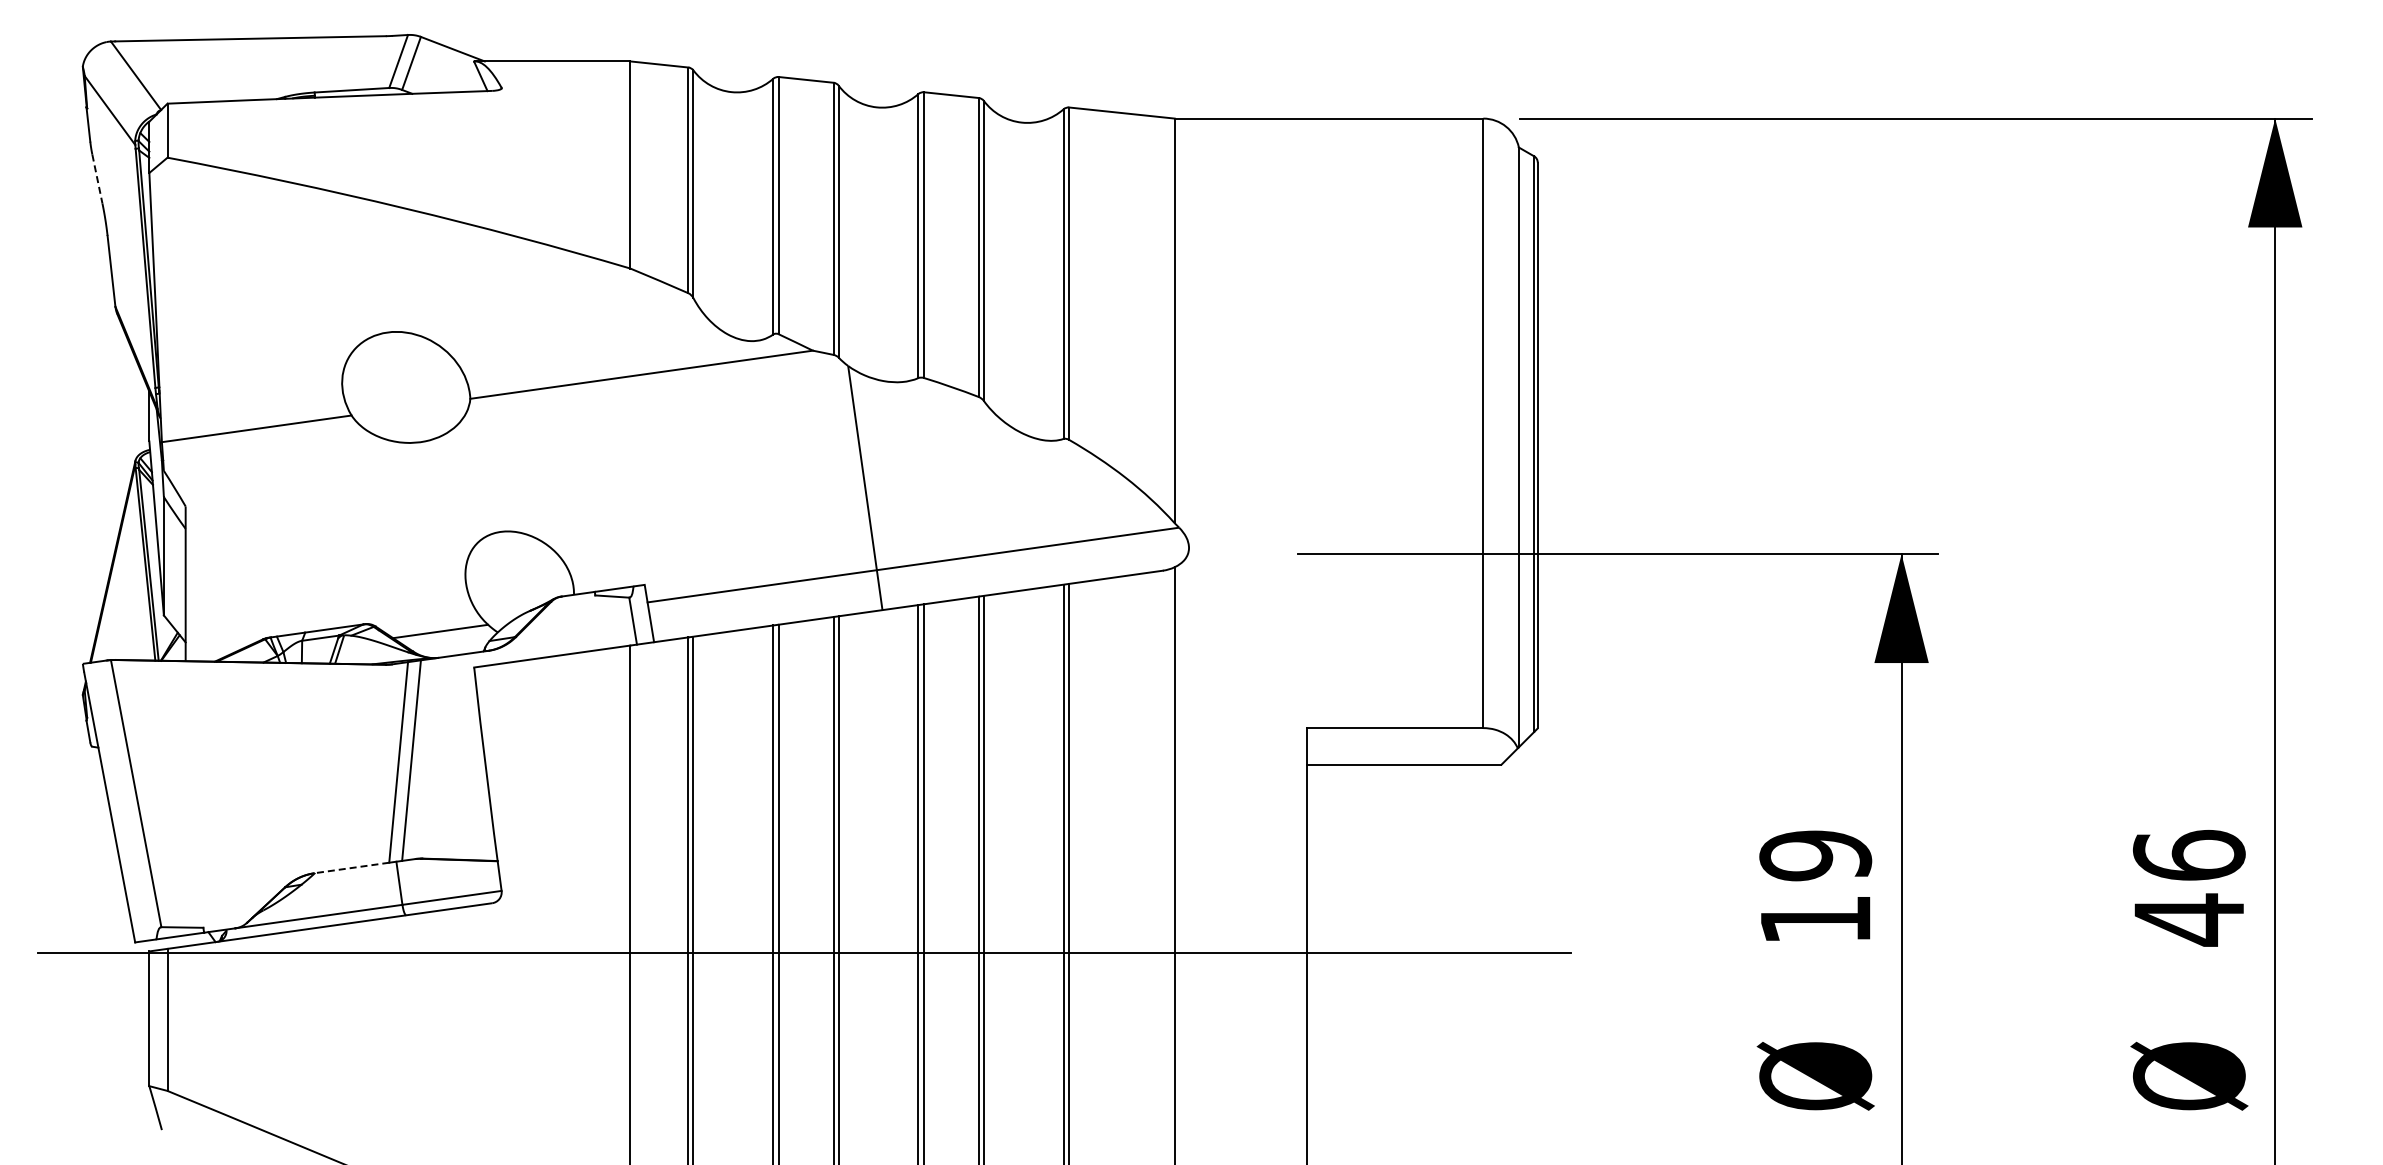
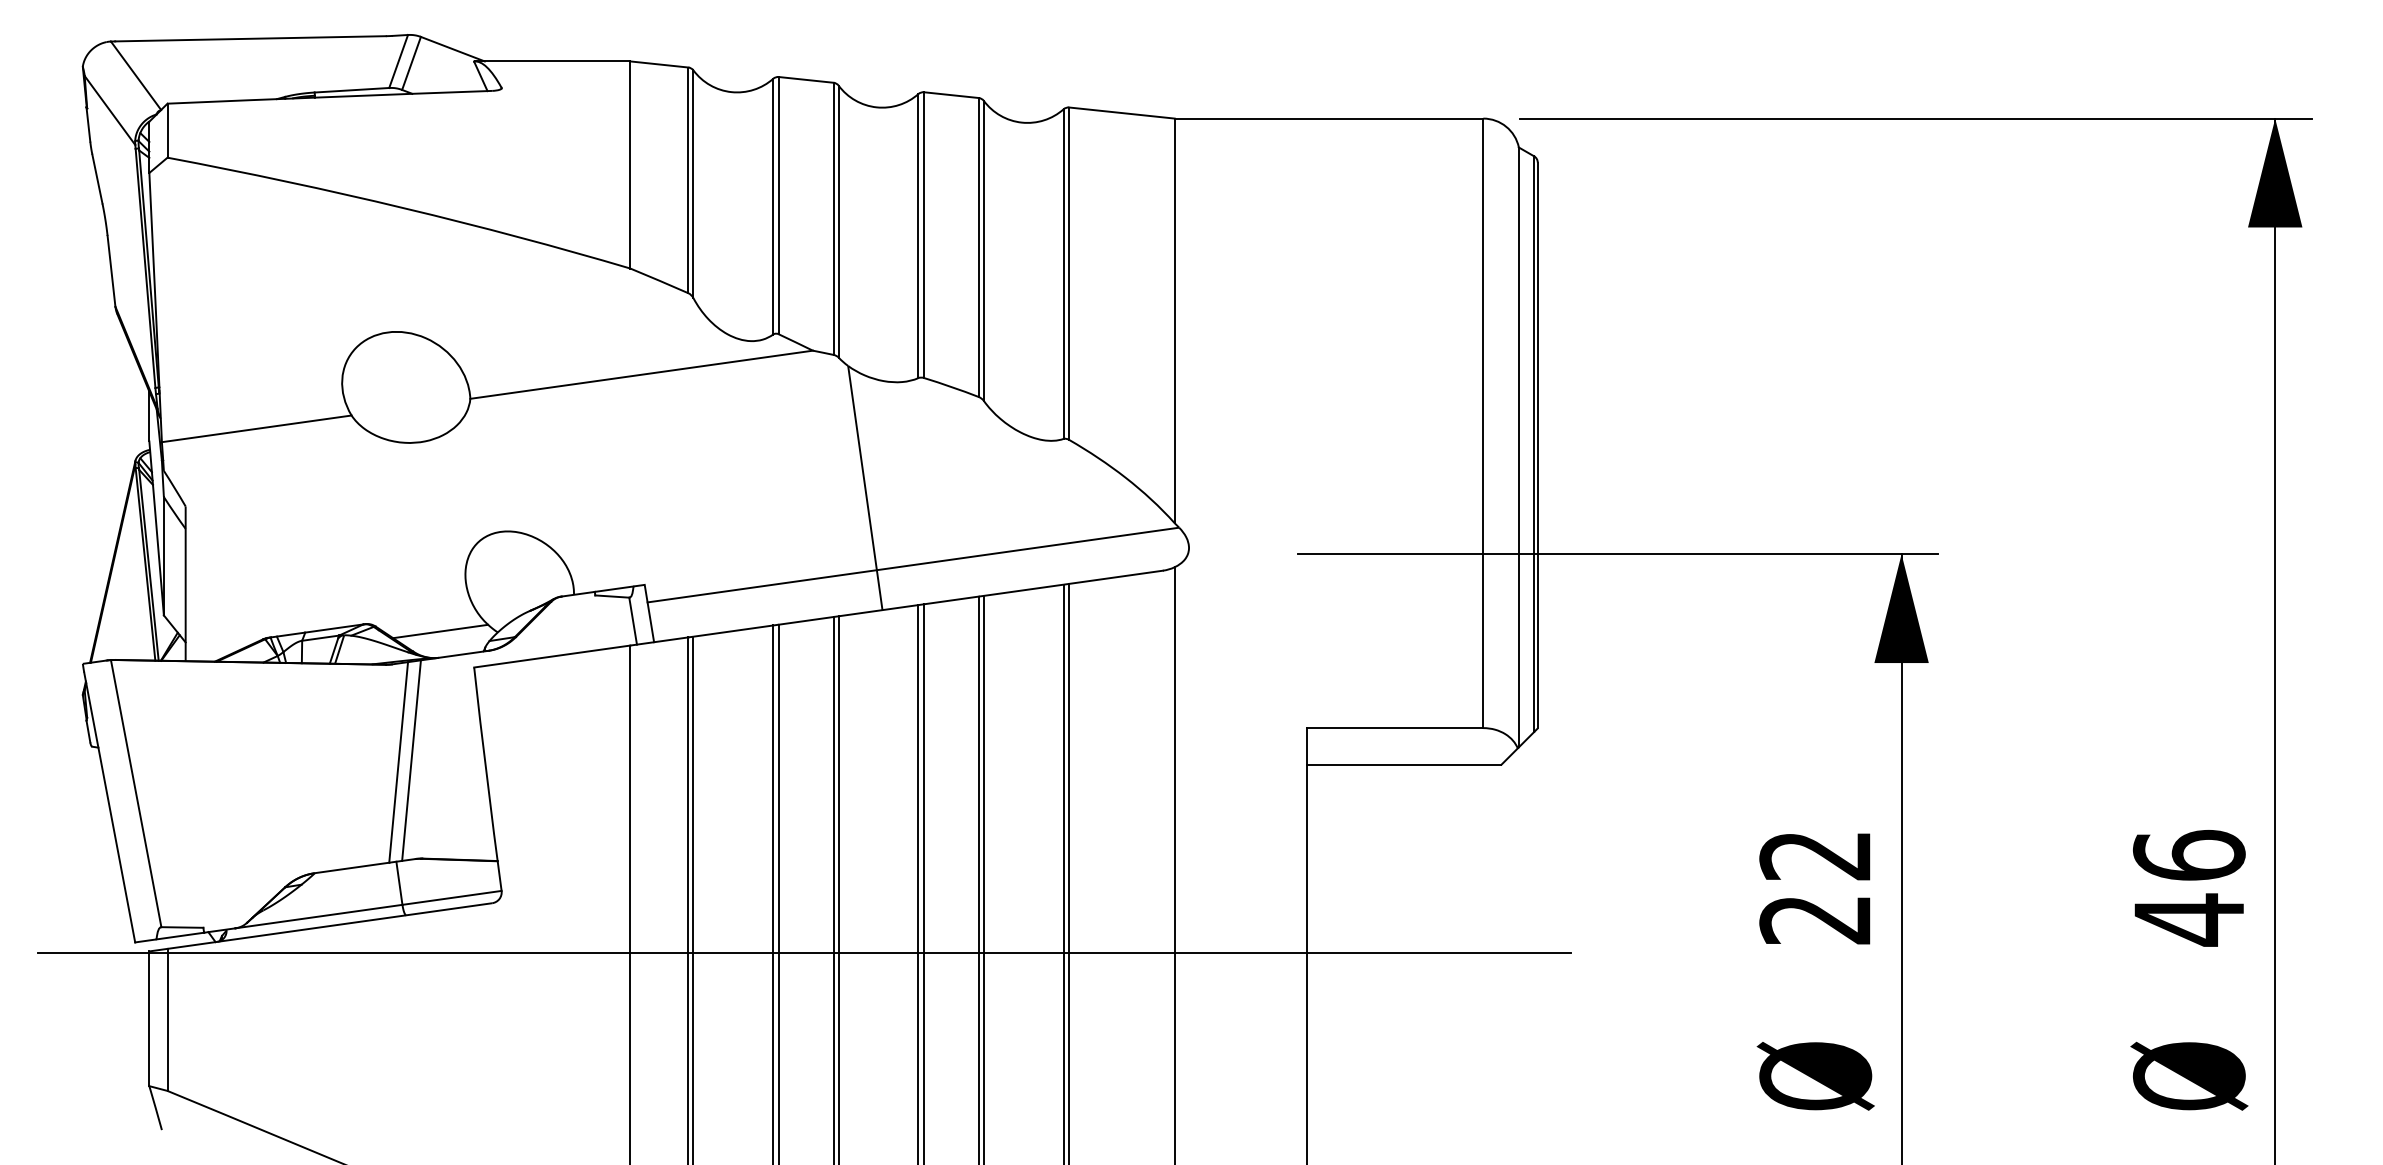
line: dashed -> solid (97, 179)
line: dashed -> solid (352, 867)
text: 19 -> 22 (1815, 887)
